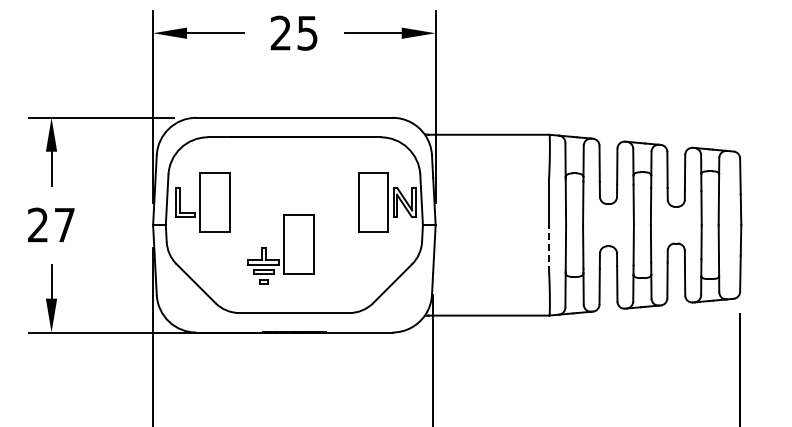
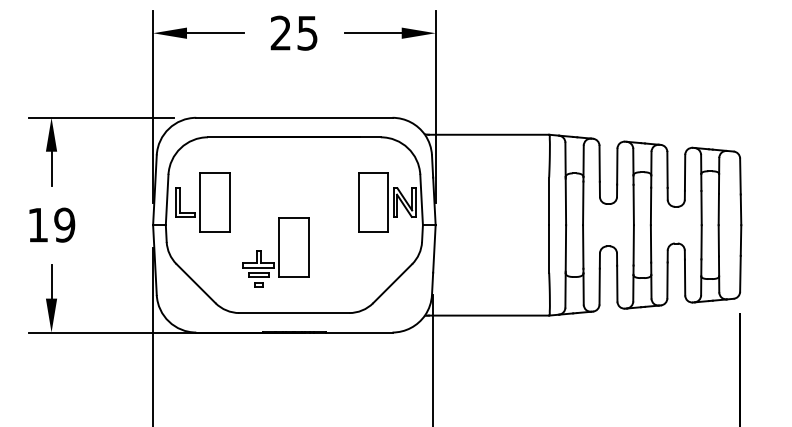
text: 27 -> 19 (51, 224)
line: dashed -> solid (549, 248)
part position: (280, 249) -> (275, 252) (275, 252)
